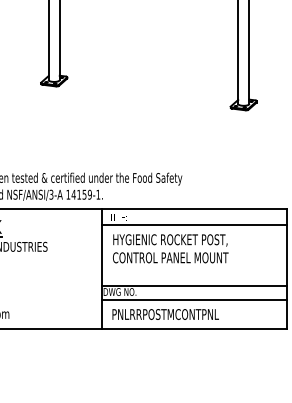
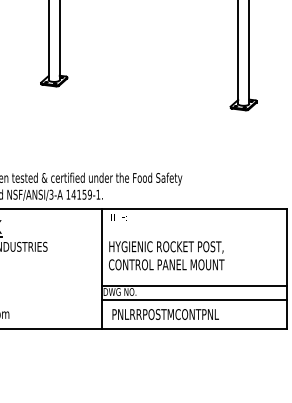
line: present -> none (194, 224)
text position: (170, 248) -> (166, 255) (166, 255)
